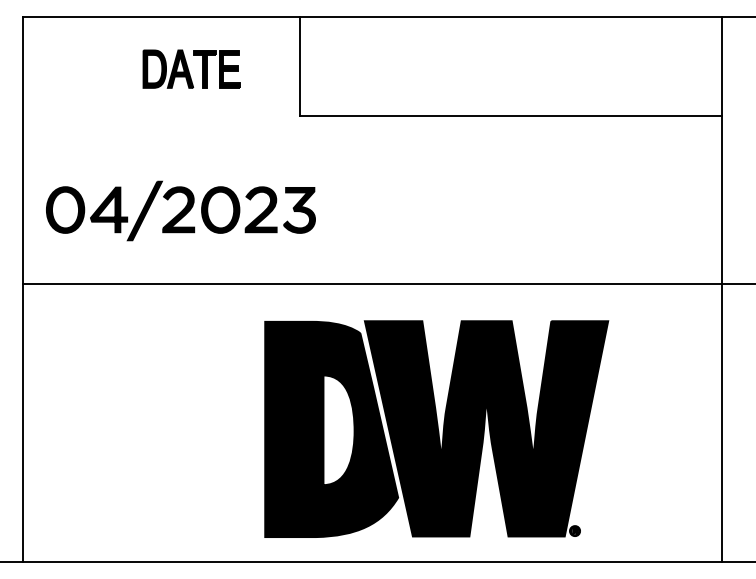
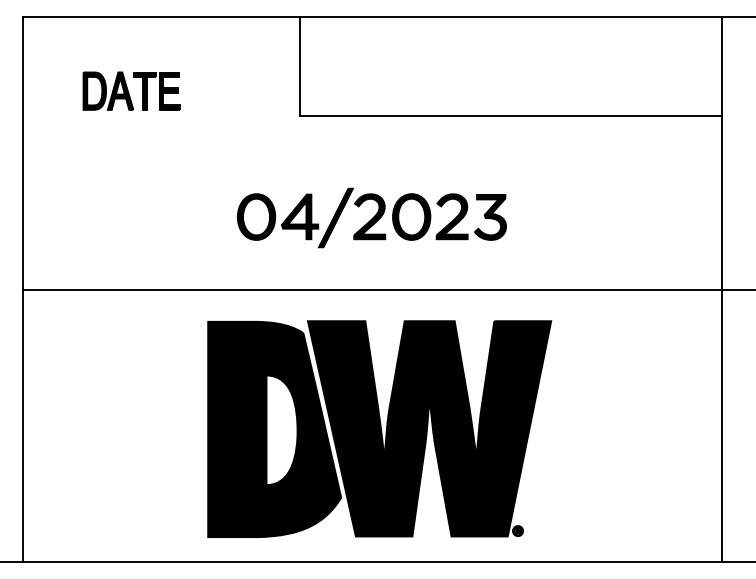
part position: (191, 68) -> (131, 90) (131, 90)
part position: (180, 210) -> (371, 217) (371, 217)
line position: (387, 283) -> (387, 289) (387, 289)
part position: (436, 428) -> (379, 428) (379, 428)
